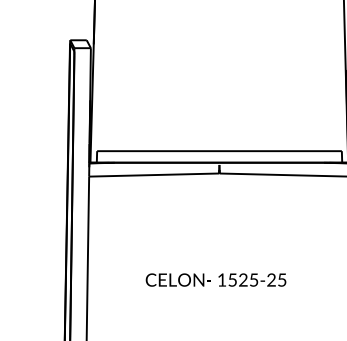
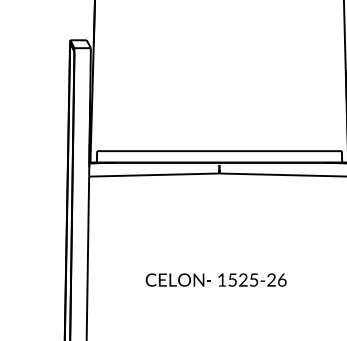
text: 1525-25 -> 1525-26 (282, 279)
